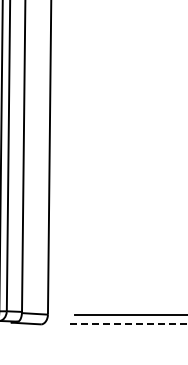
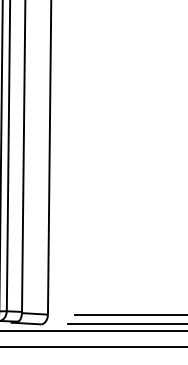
line: dashed -> solid (127, 324)
line: none -> present (93, 330)
line: none -> present (93, 347)
